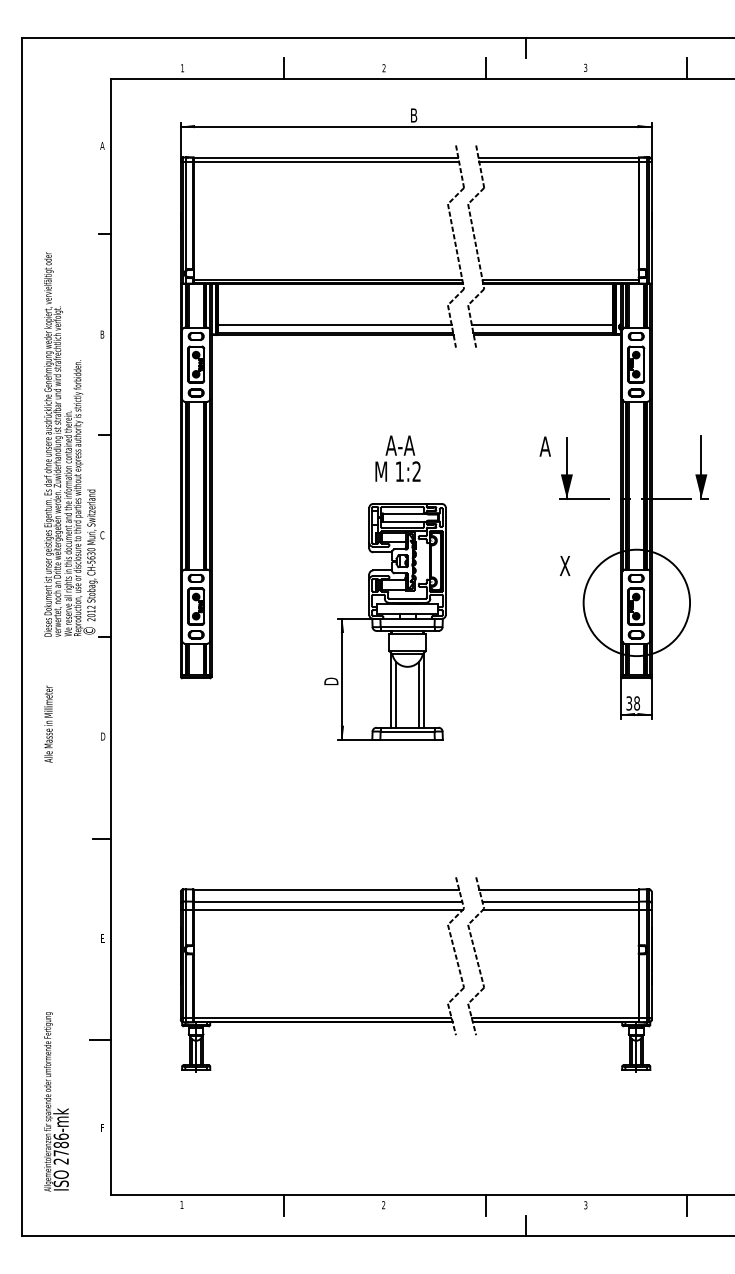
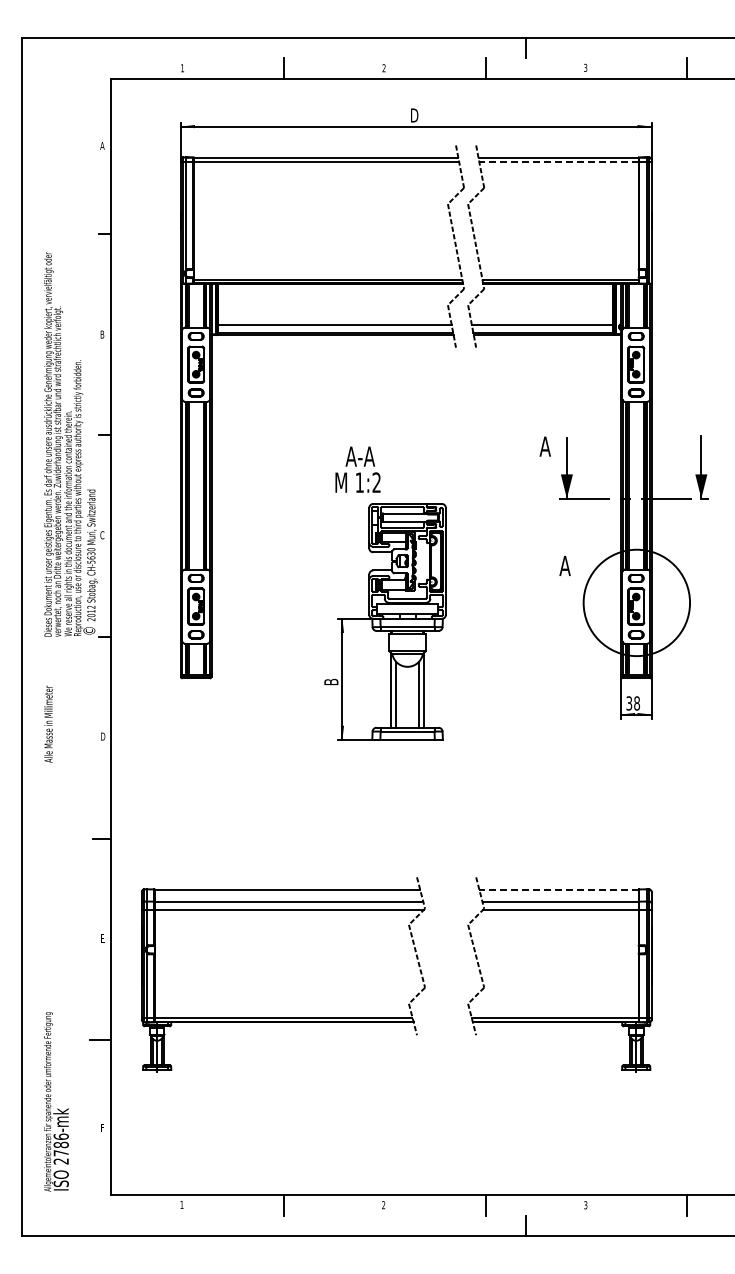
text: B -> D (415, 115)
line: solid -> dashed (559, 162)
text position: (397, 458) -> (357, 469) (357, 469)
text: X -> A (564, 565)
text: D -> B (330, 680)
line: solid -> dashed (559, 890)
part position: (322, 1017) -> (283, 1017) (283, 1017)
